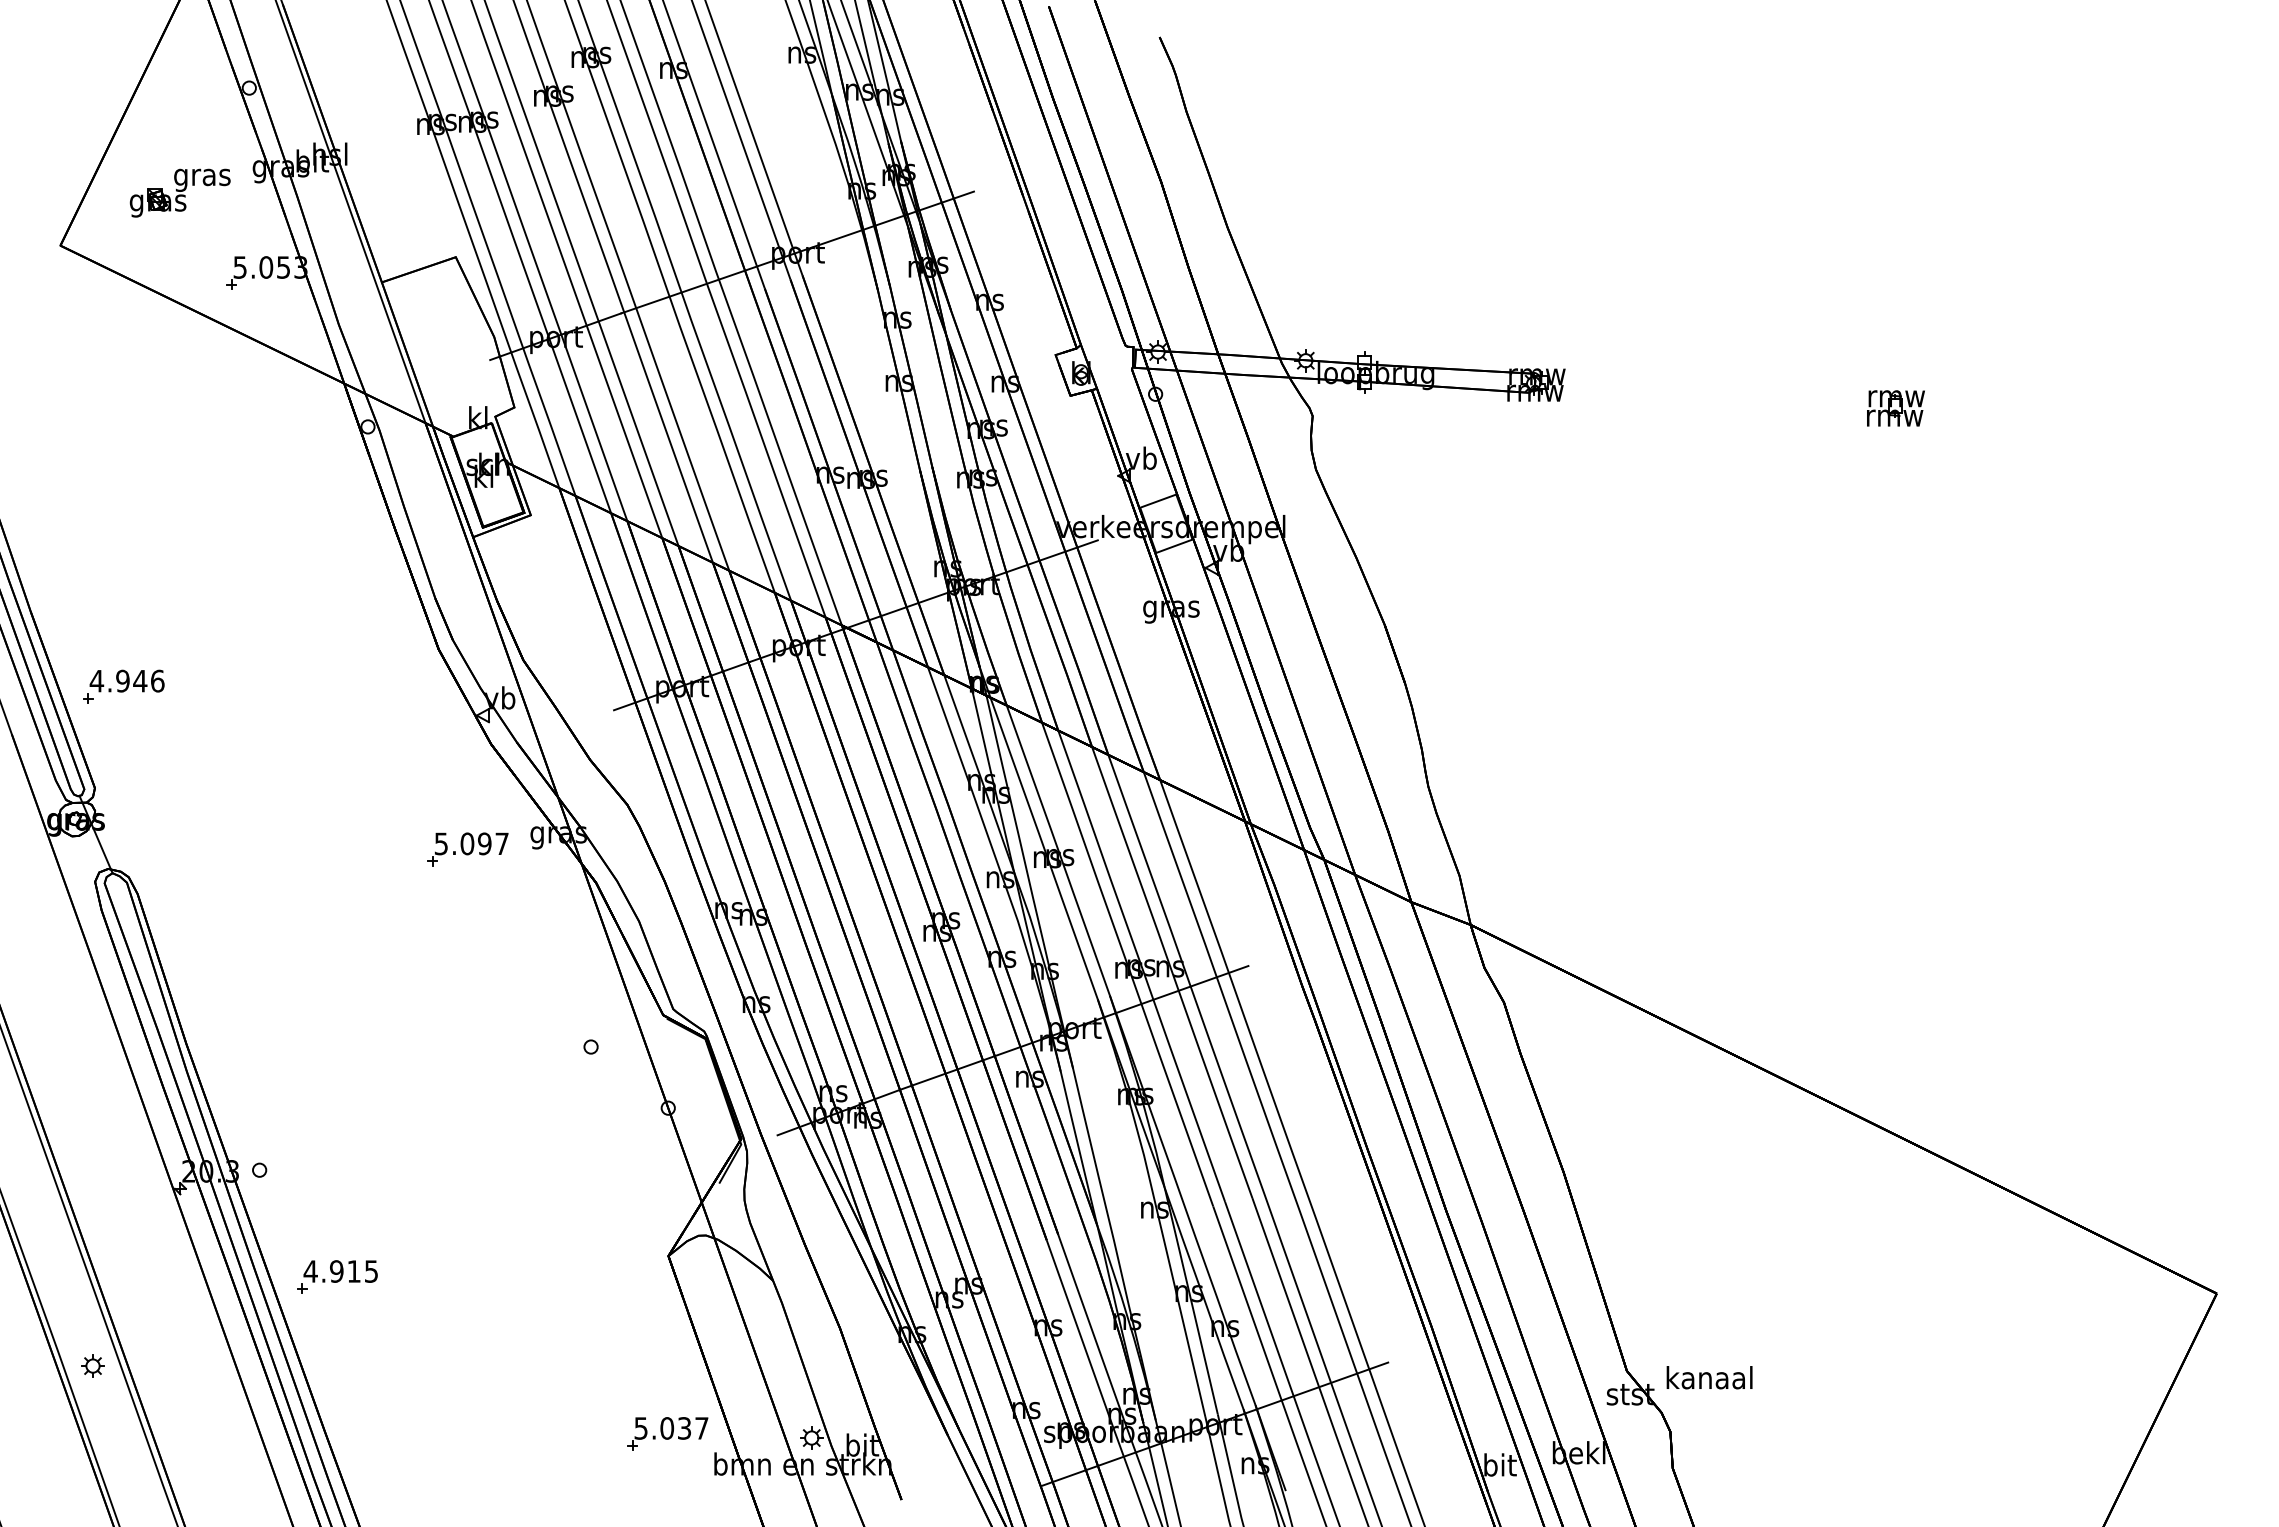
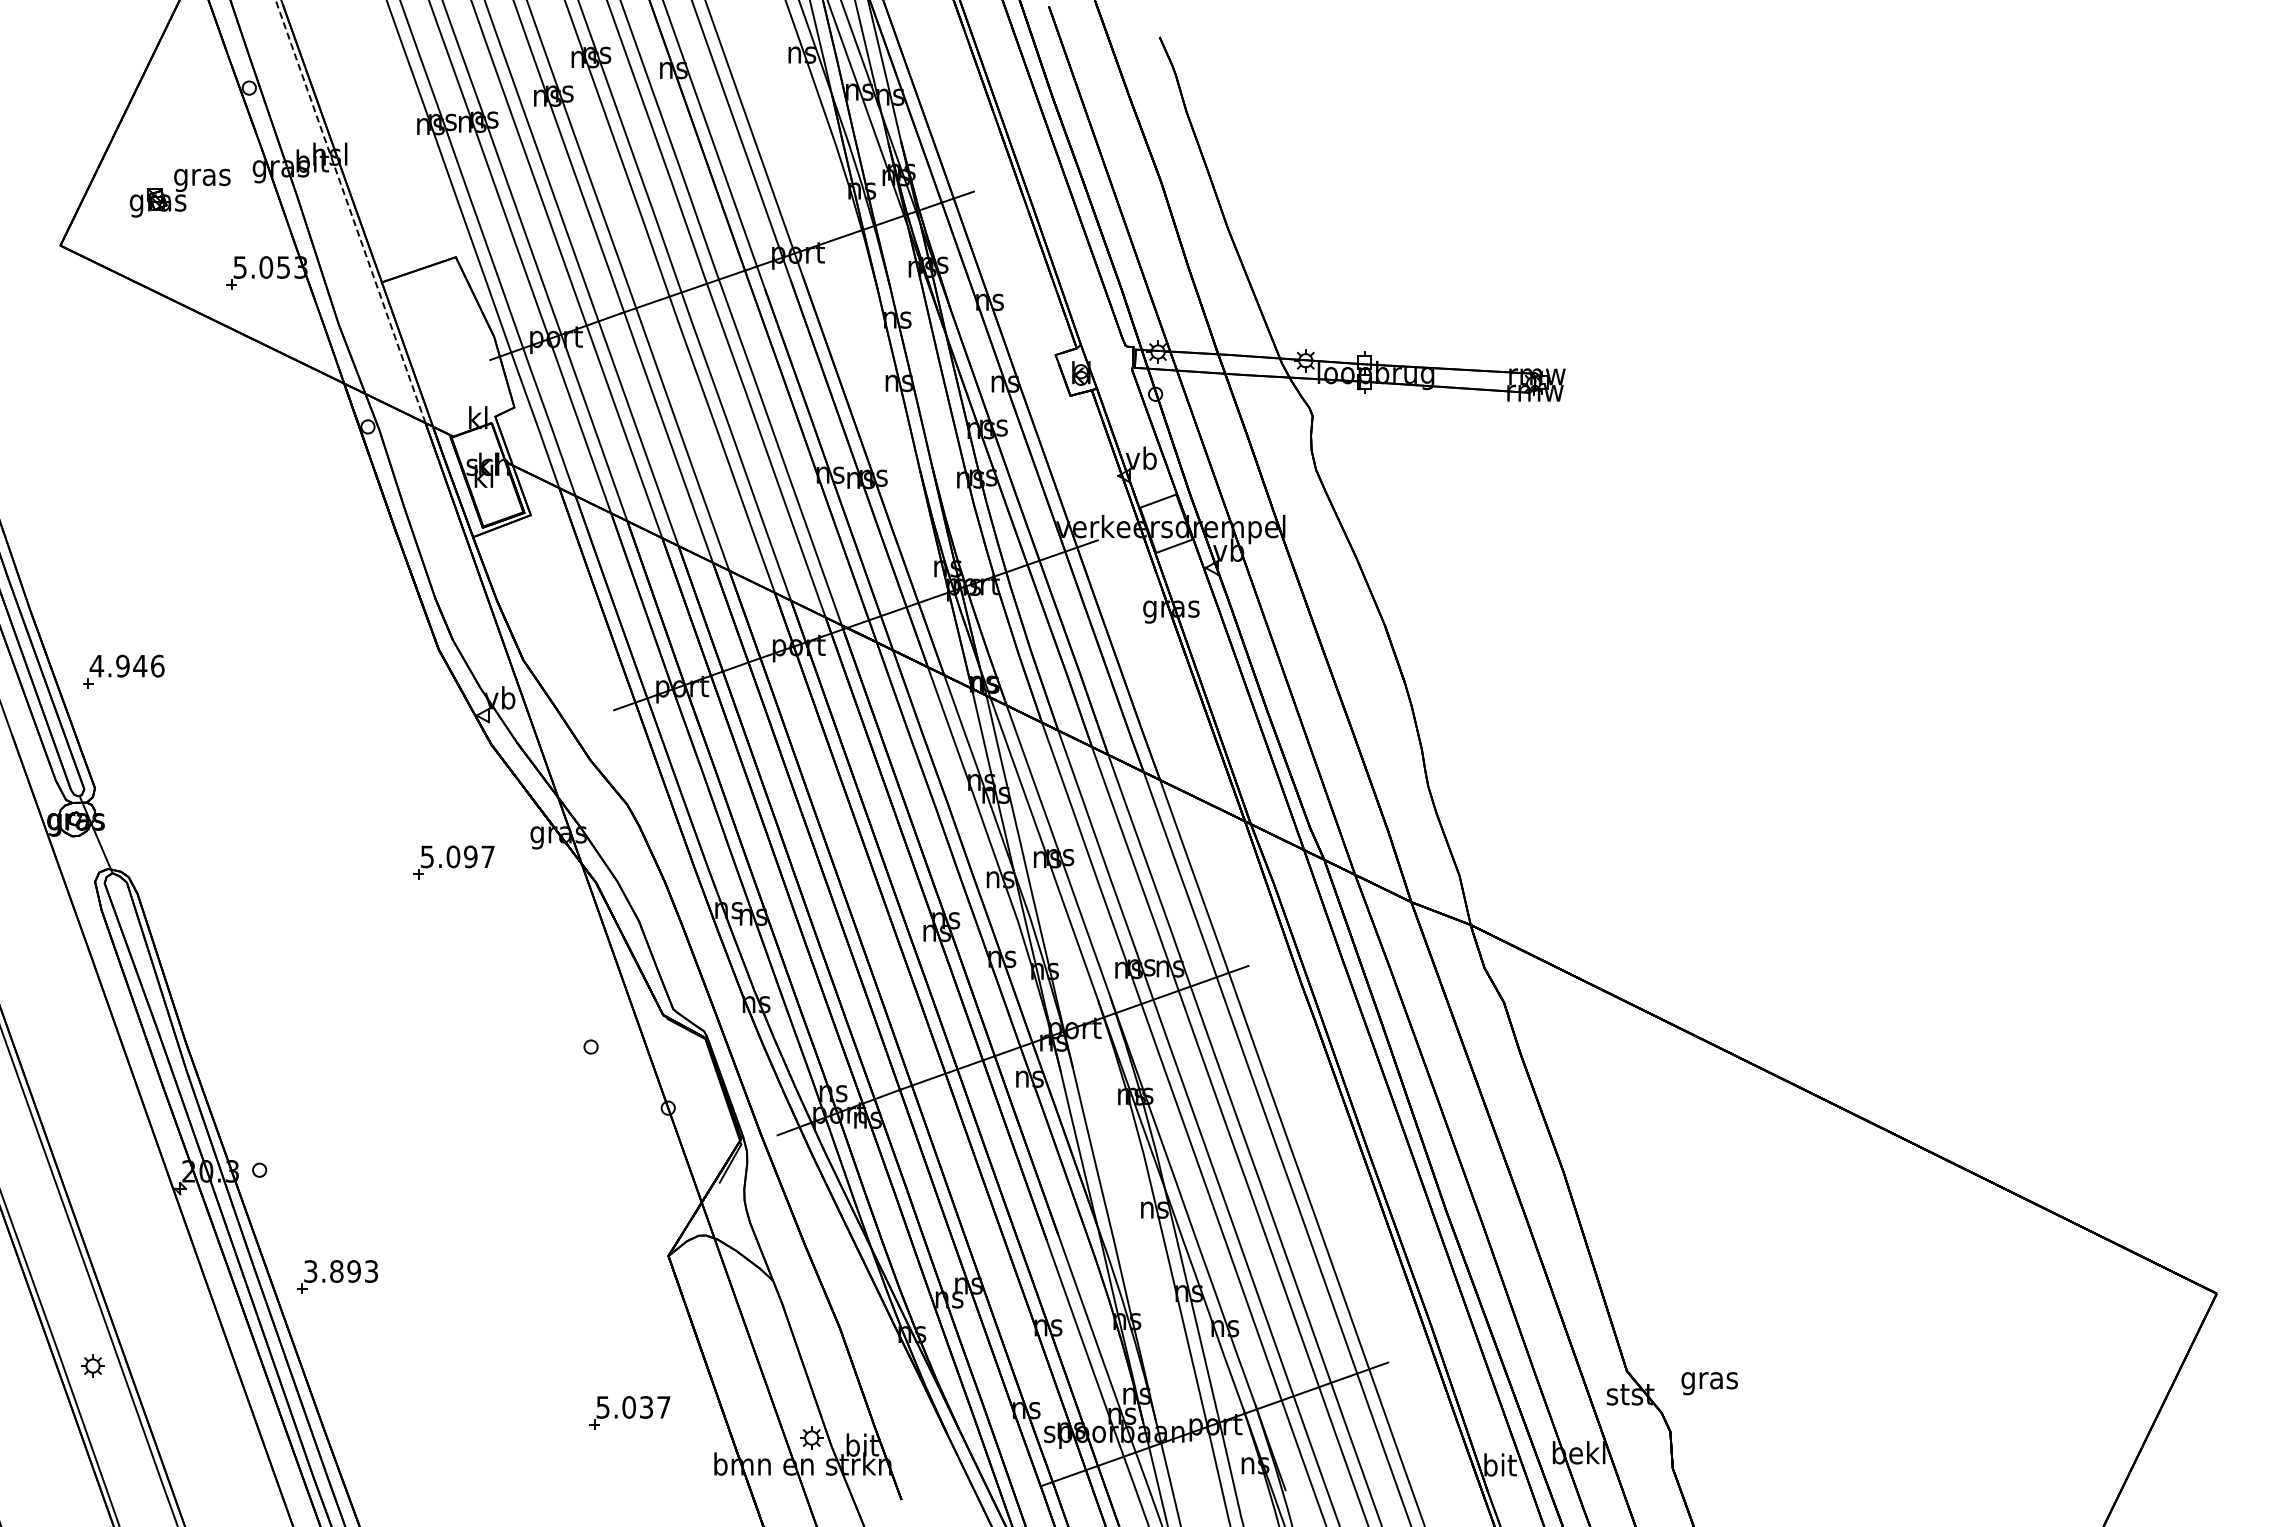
line: solid -> dashed (350, 211)
part: present -> none (1895, 408)
part position: (123, 686) -> (123, 671) (123, 671)
part position: (467, 849) -> (453, 862) (453, 862)
text: 4.915 -> 3.893 (340, 1271)
text: kanaal -> gras (1709, 1380)
part position: (667, 1433) -> (629, 1412) (629, 1412)
